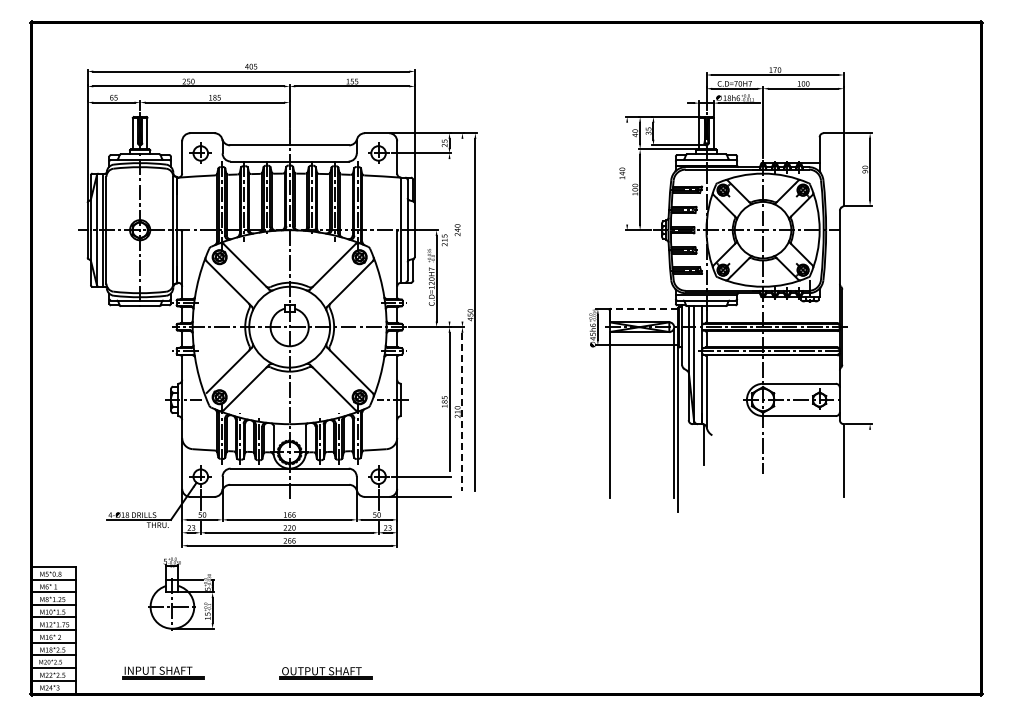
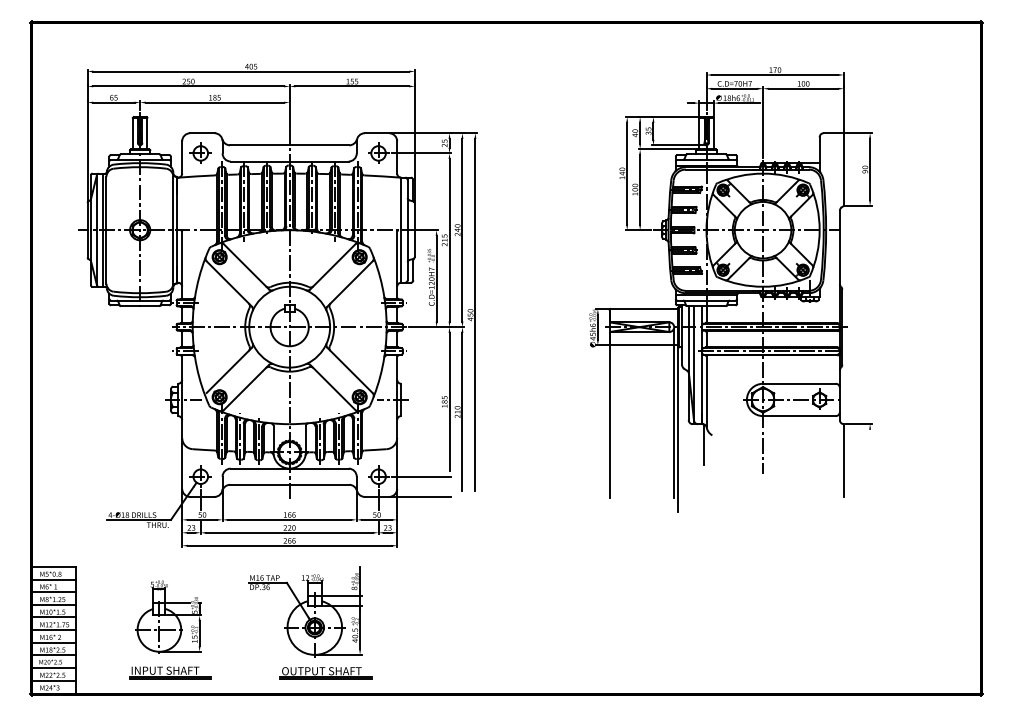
line: none -> present (627, 173)
line: none -> present (462, 229)
line: none -> present (449, 240)
line: dashed -> solid (644, 309)
line: dashed -> solid (462, 412)
part position: (181, 593) -> (168, 616) (168, 616)
part: none -> present (305, 611)
part position: (163, 672) -> (170, 672) (170, 672)
